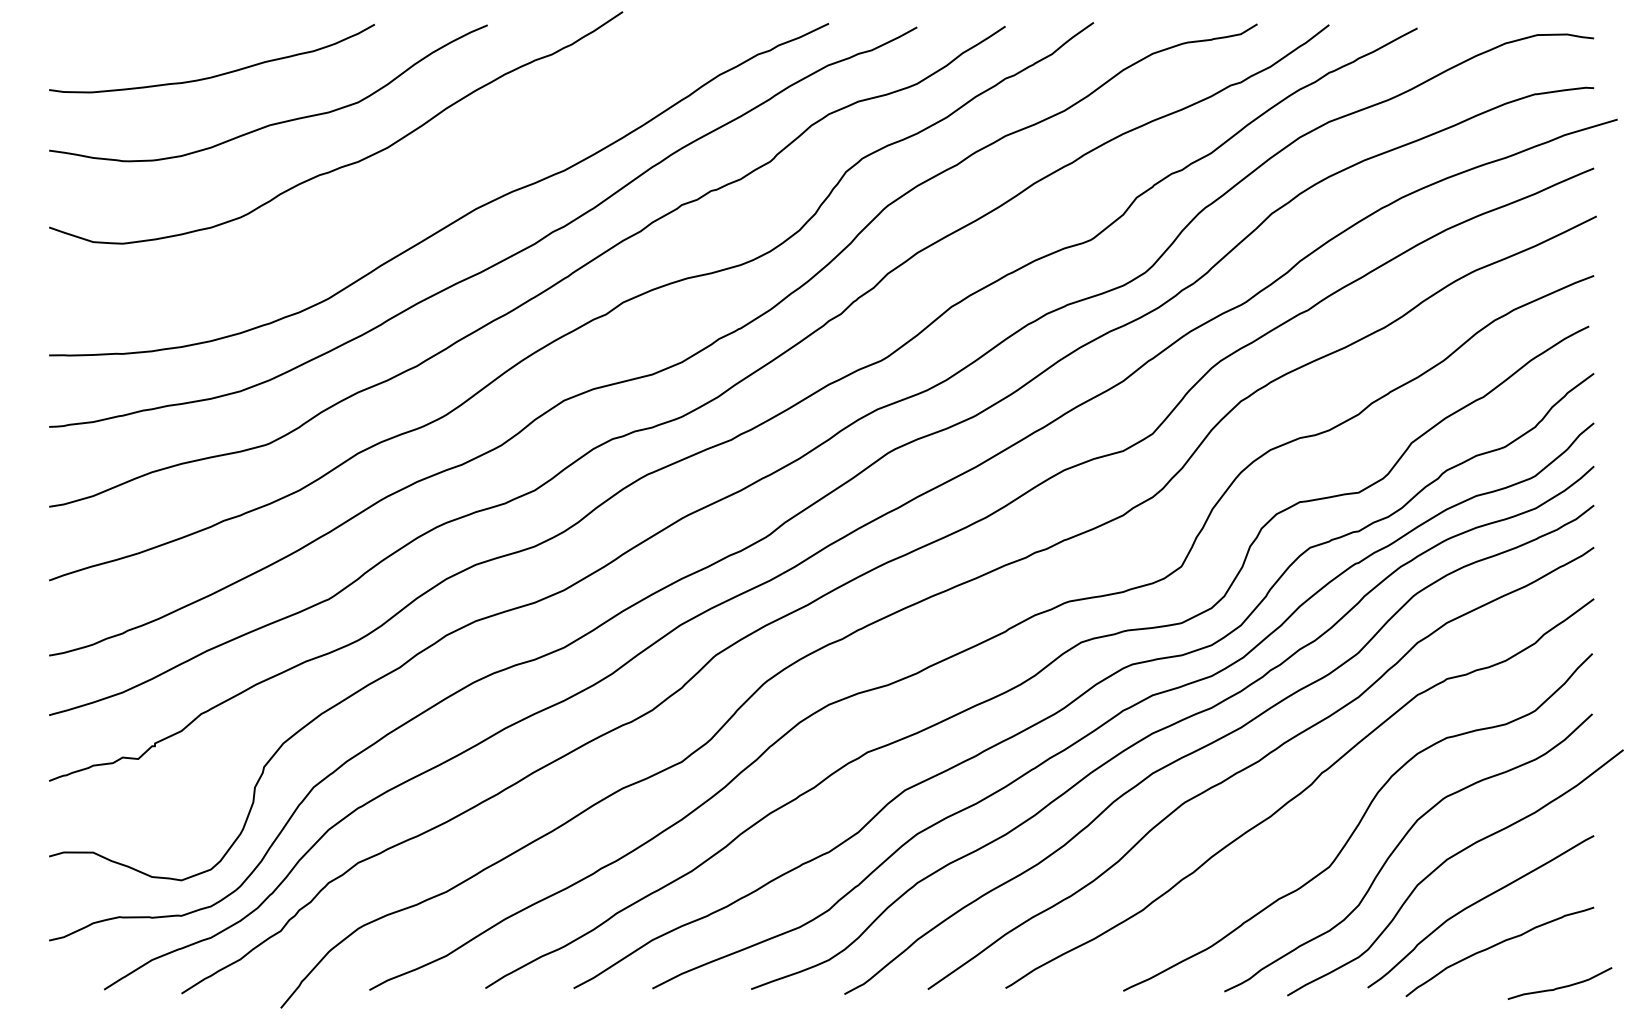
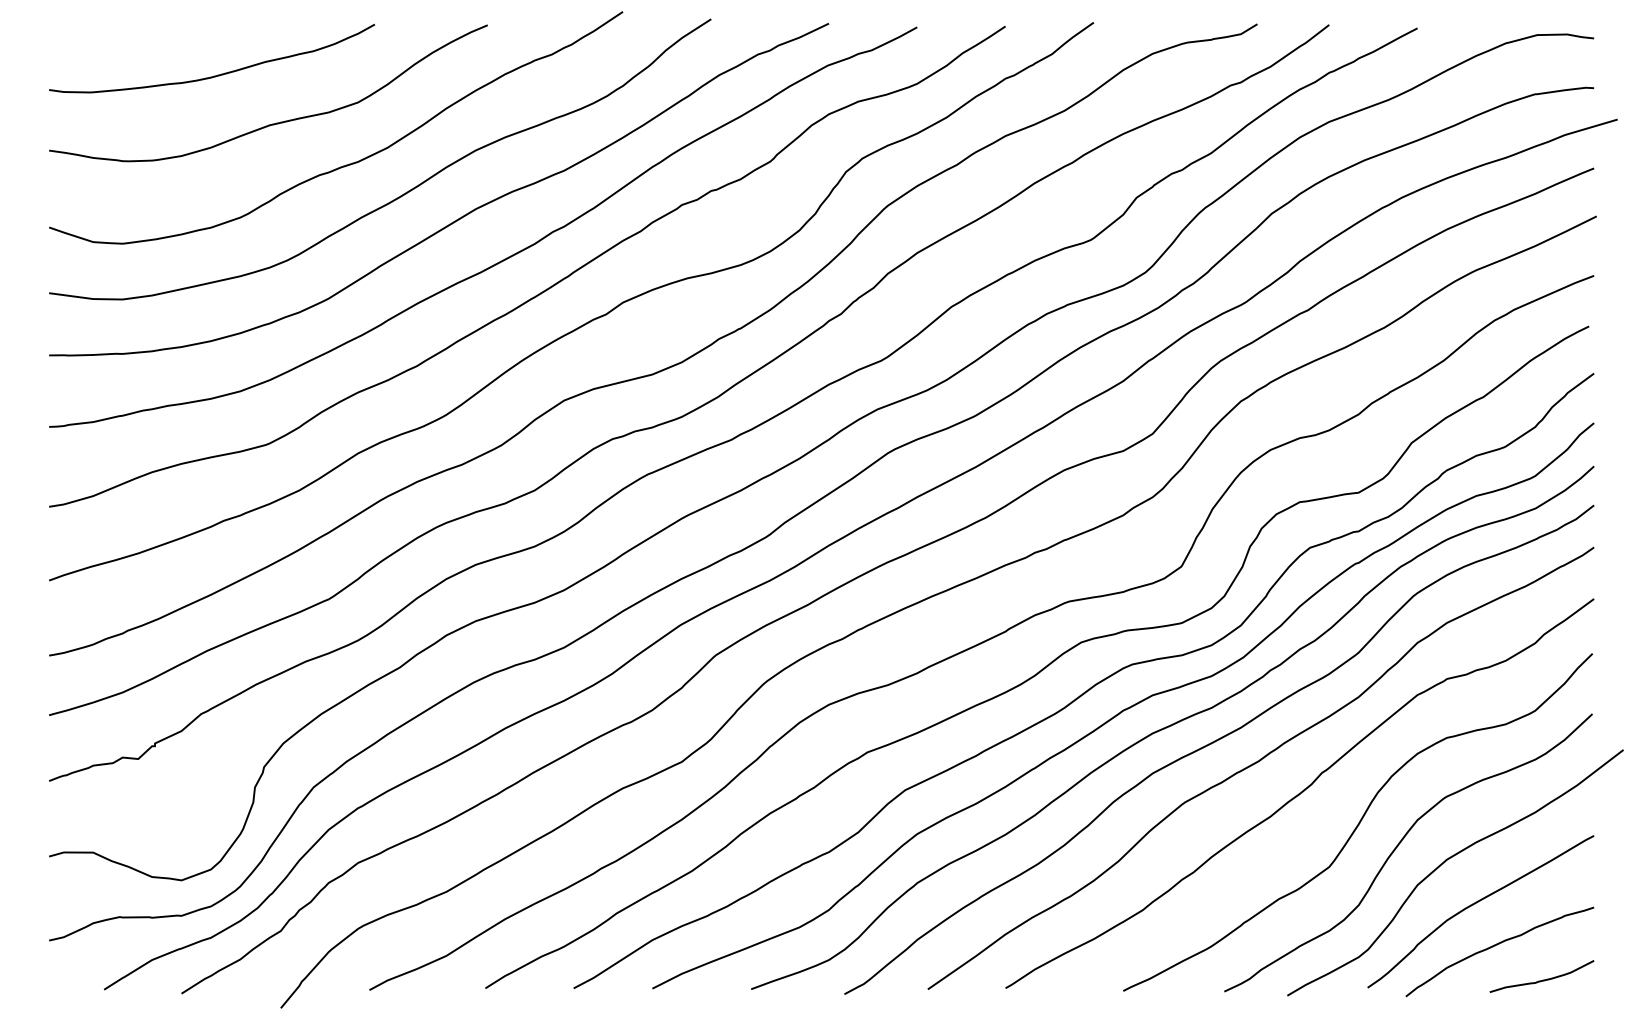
curve: none -> present (403, 193)
curve position: (1560, 986) -> (1542, 979) (1542, 979)
